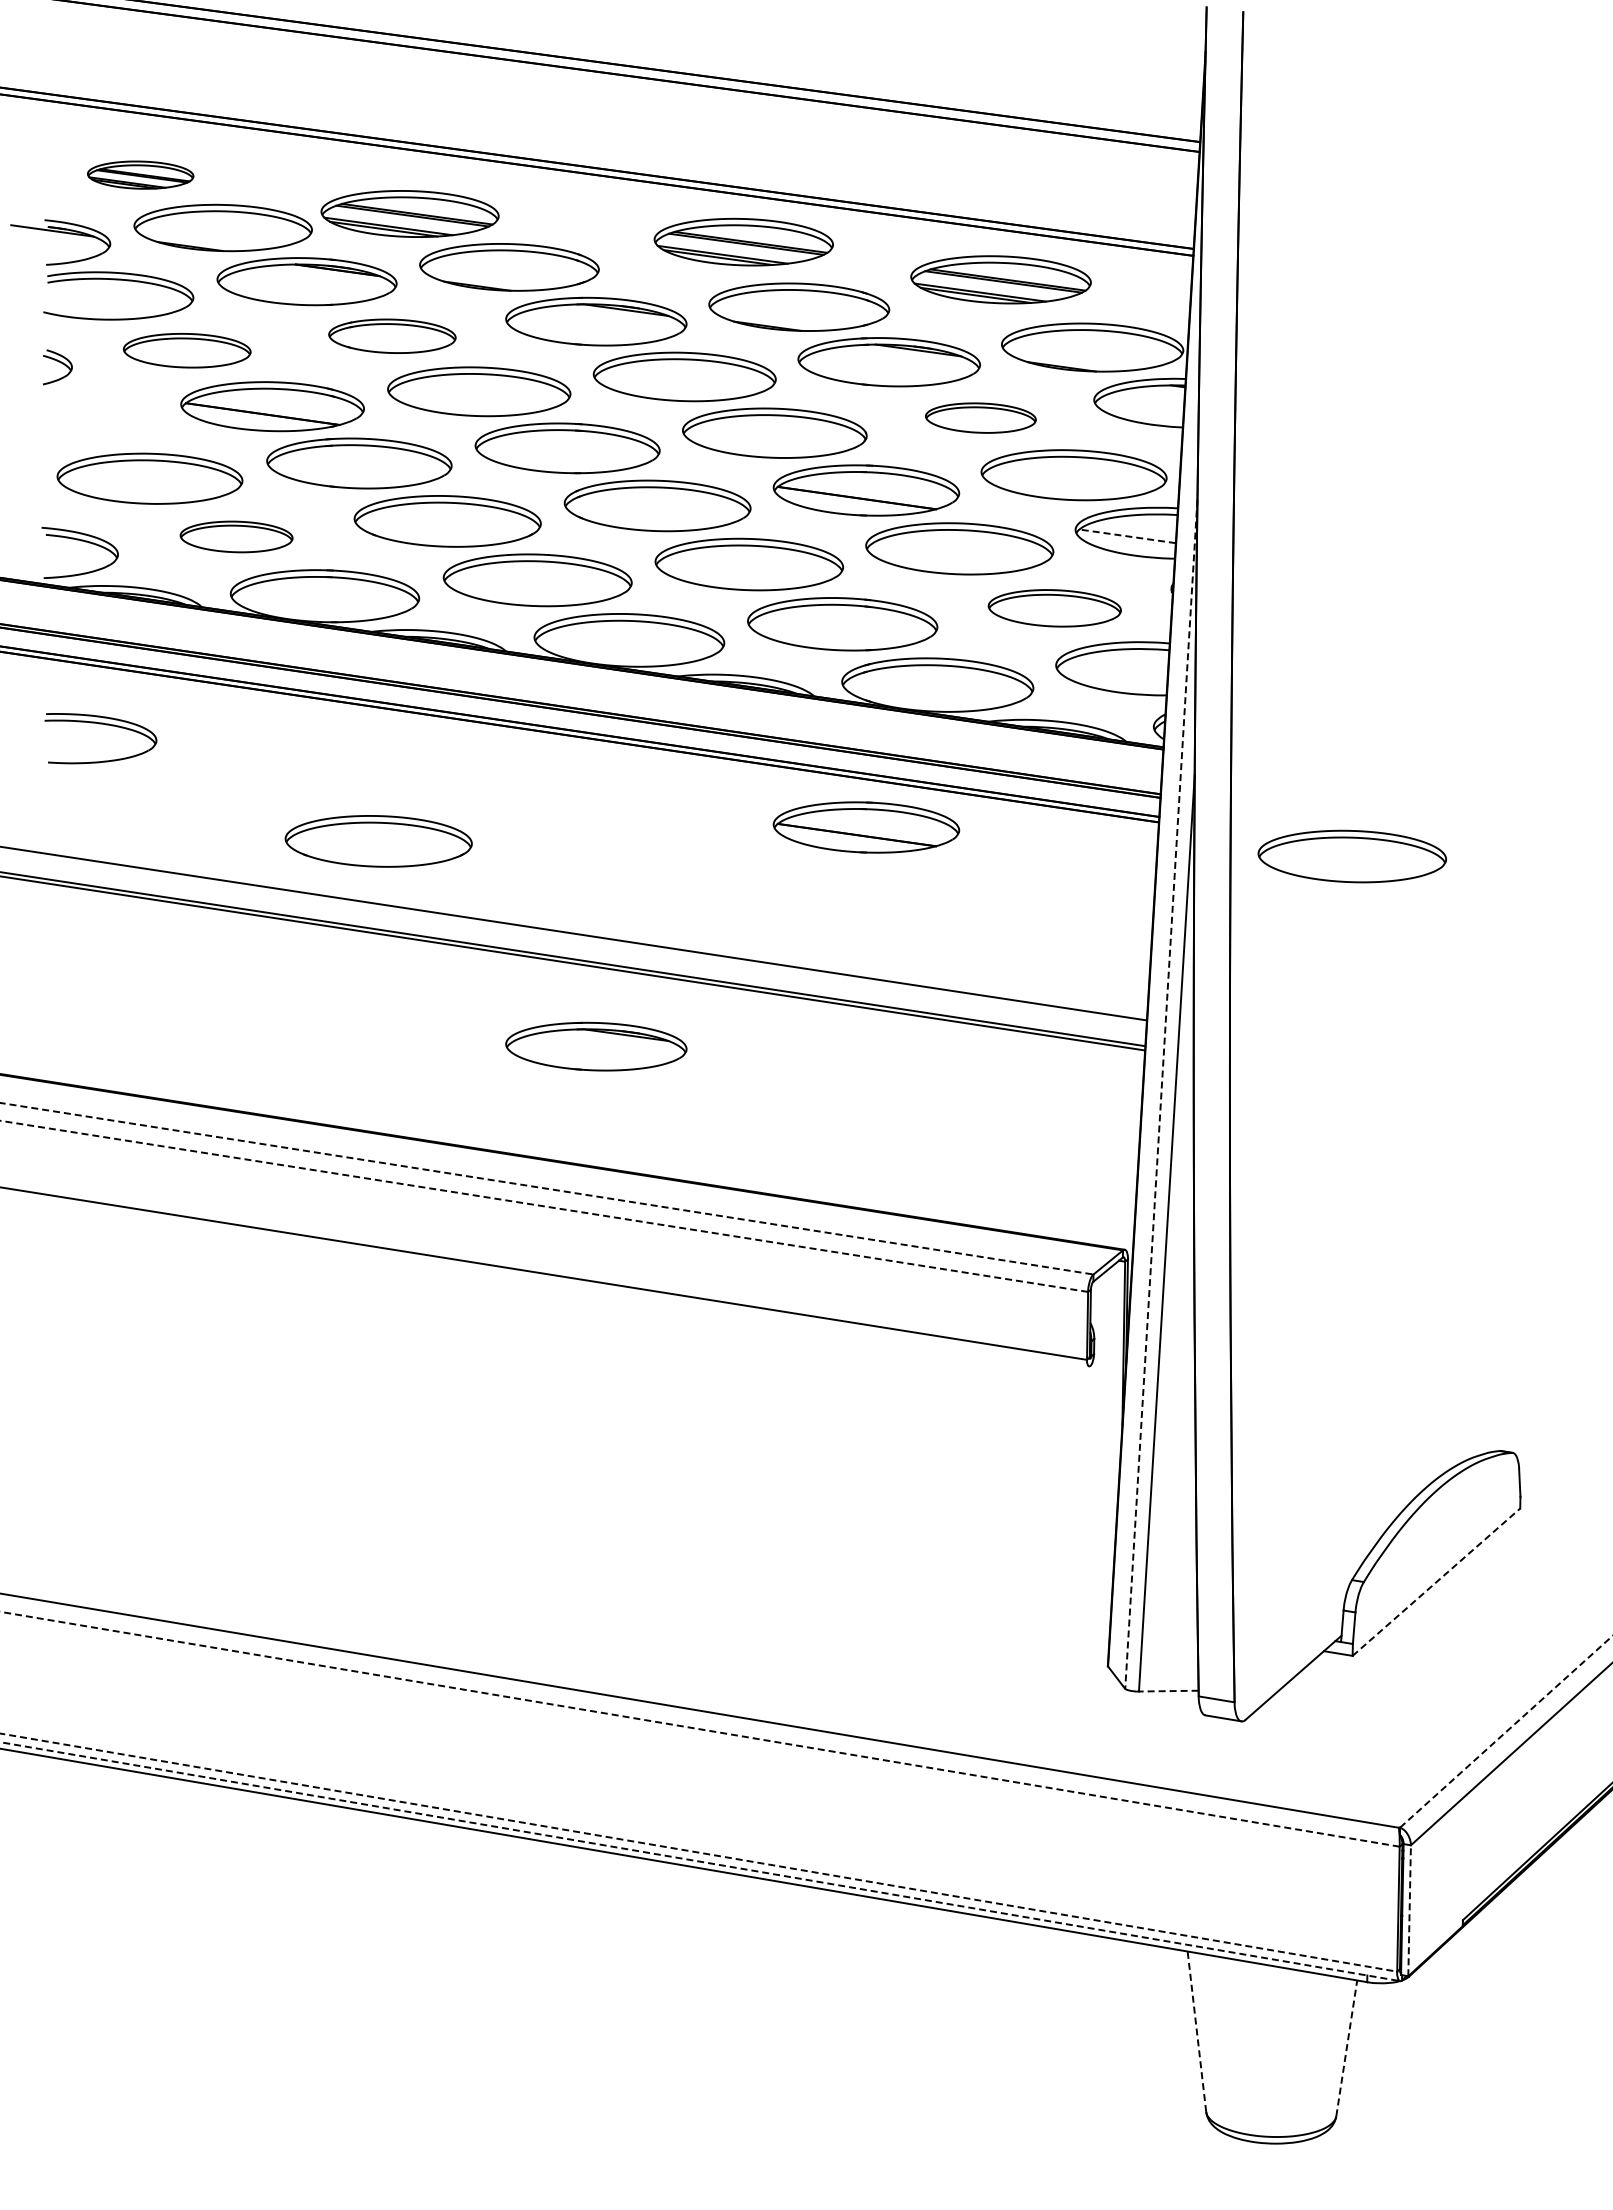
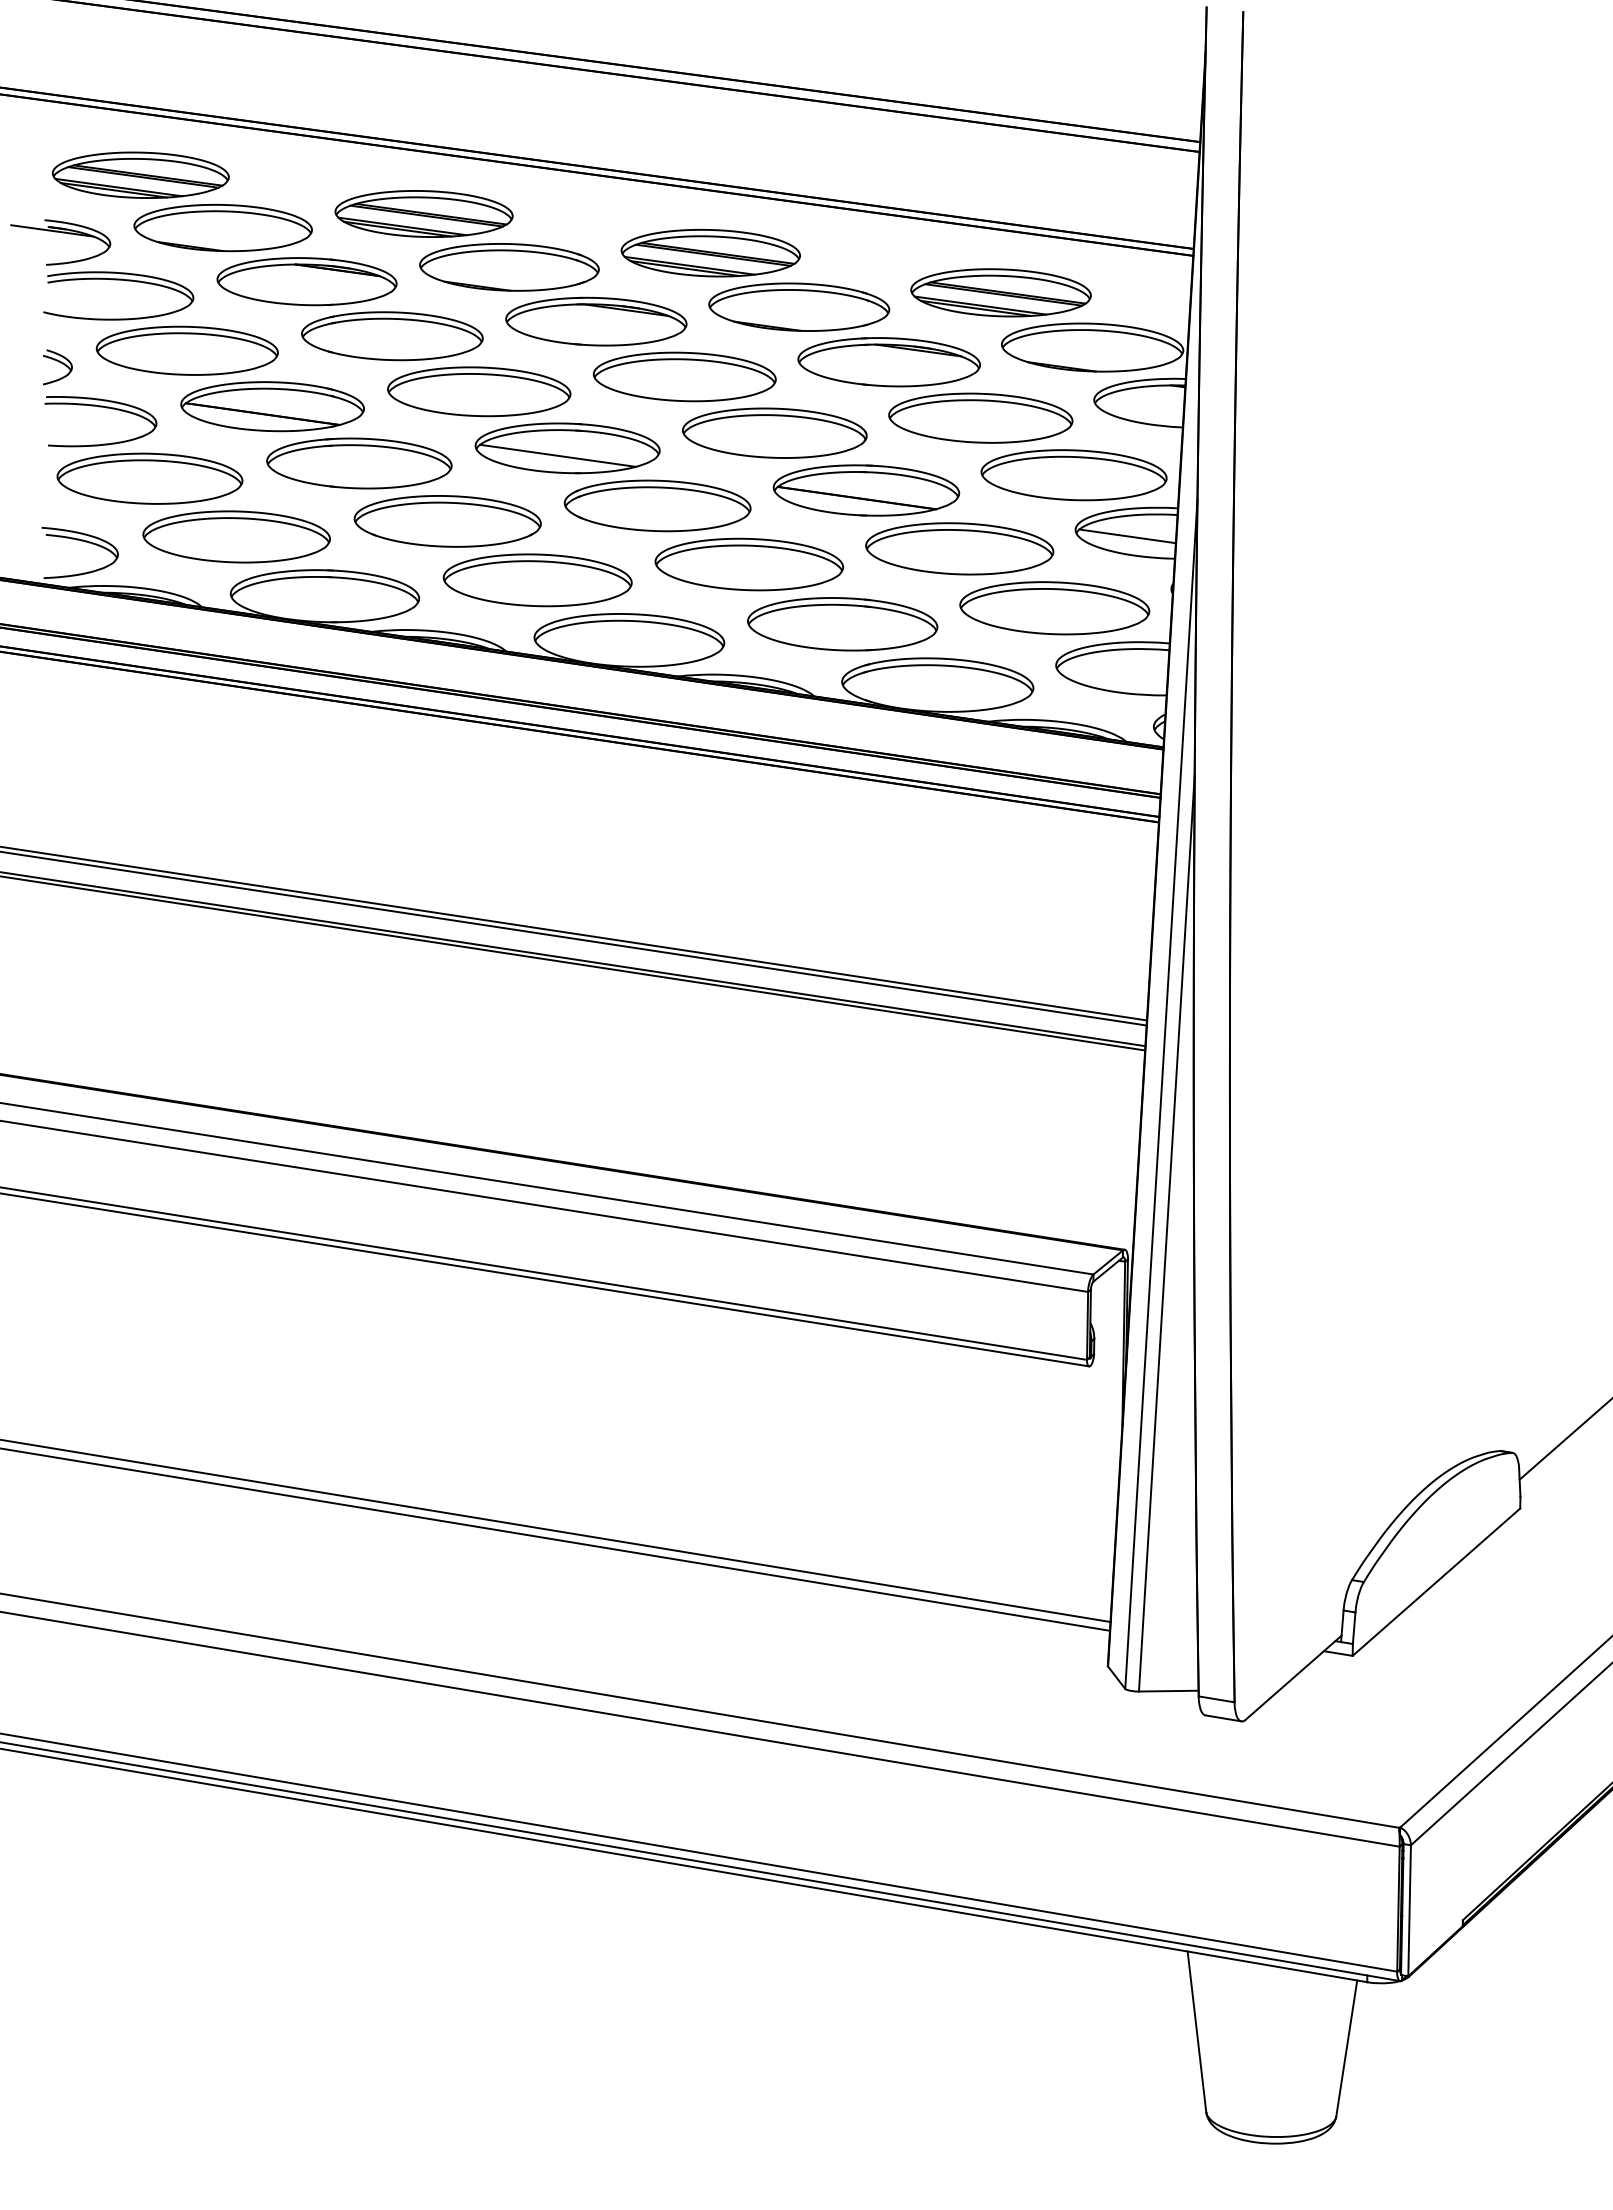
part size: 108x30 px -> 179x48 px (140, 174)
part position: (409, 213) -> (423, 213) (423, 213)
part position: (743, 242) -> (710, 253) (710, 253)
part position: (1000, 279) -> (1000, 292) (1000, 292)
part size: 129x36 px -> 183x51 px (392, 336)
part size: 130x36 px -> 184x51 px (186, 350)
part size: 112x32 px -> 186x52 px (980, 417)
line: none -> present (557, 455)
part size: 115x34 px -> 189x54 px (236, 536)
line: dashed -> solid (1127, 536)
part size: 135x39 px -> 192x55 px (1054, 608)
part position: (100, 724) -> (100, 407) (100, 407)
part: present -> none (866, 827)
part: present -> none (378, 841)
part: present -> none (1351, 856)
line: none -> present (574, 938)
part: present -> none (596, 1046)
line: dashed -> solid (1161, 1094)
line: dashed -> solid (547, 1188)
line: dashed -> solid (543, 1206)
line: none -> present (545, 1279)
line: none -> present (1564, 1439)
line: none -> present (556, 1531)
line: none -> present (555, 1539)
line: dashed -> solid (1436, 1582)
line: dashed -> solid (1168, 1691)
line: dashed -> solid (699, 1729)
line: dashed -> solid (1506, 1731)
line: dashed -> solid (699, 1852)
line: dashed -> solid (700, 1861)
line: dashed -> solid (1409, 1910)
line: dashed -> solid (1196, 2031)
line: dashed -> solid (1346, 2048)
